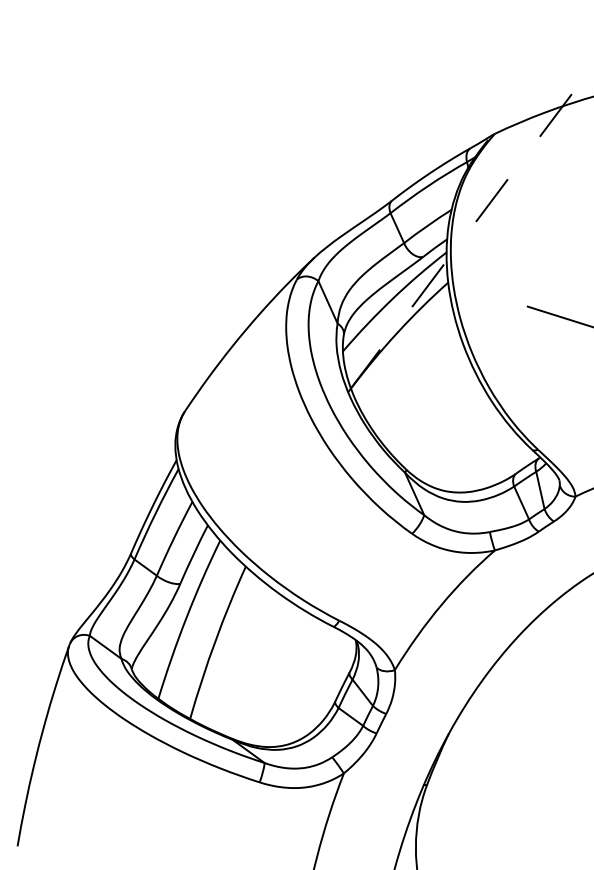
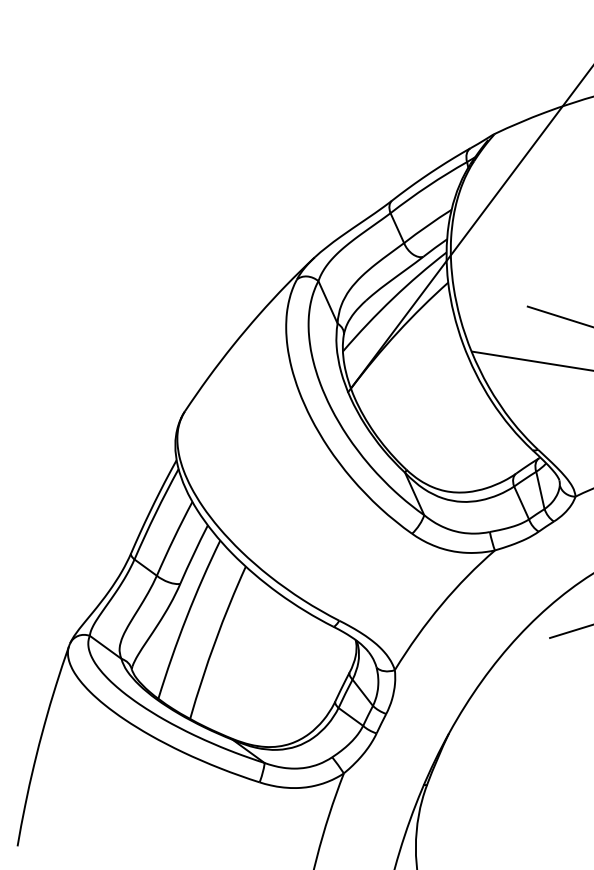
line: dashed -> solid (471, 228)
line: none -> present (531, 360)
line: none -> present (570, 631)
